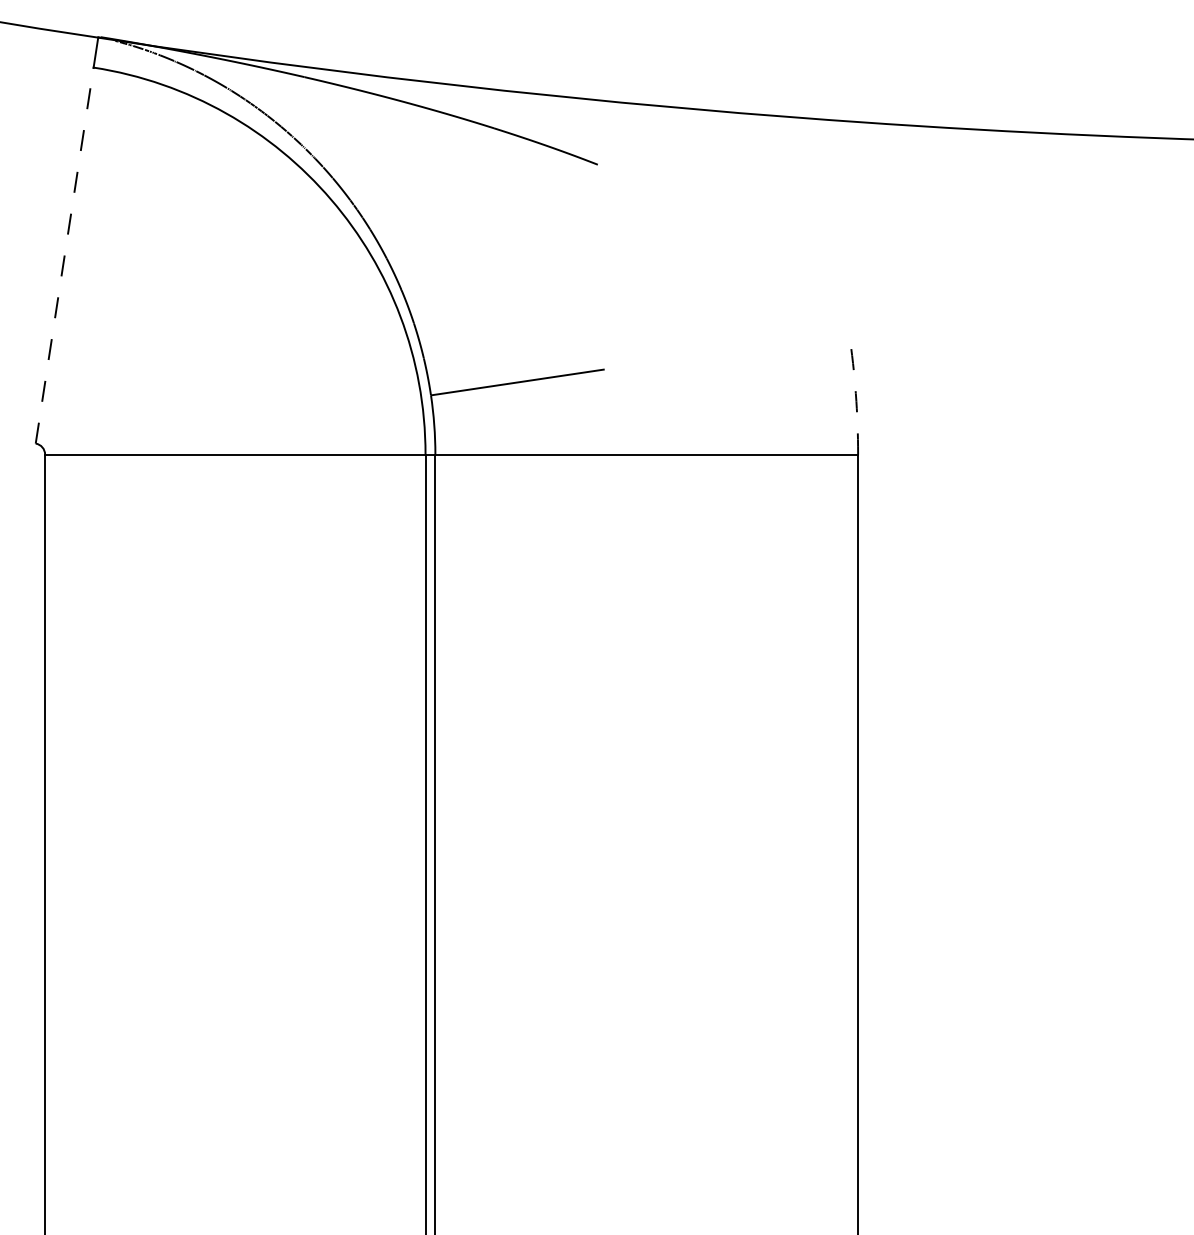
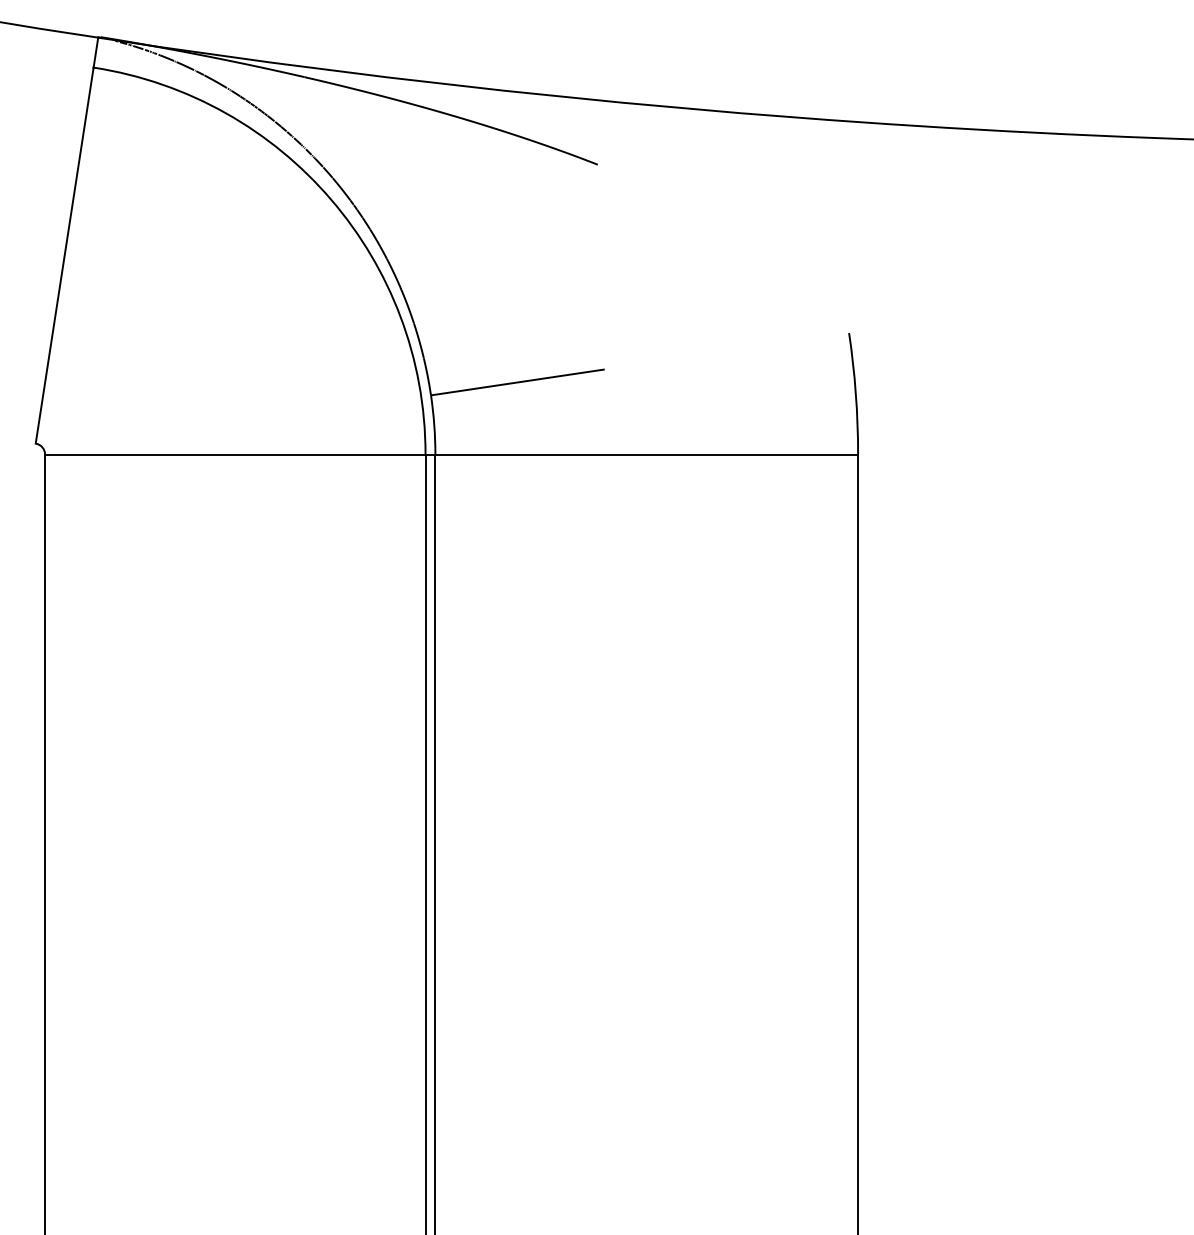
line: dashed -> solid (64, 255)
arc: dashed -> solid (855, 393)
